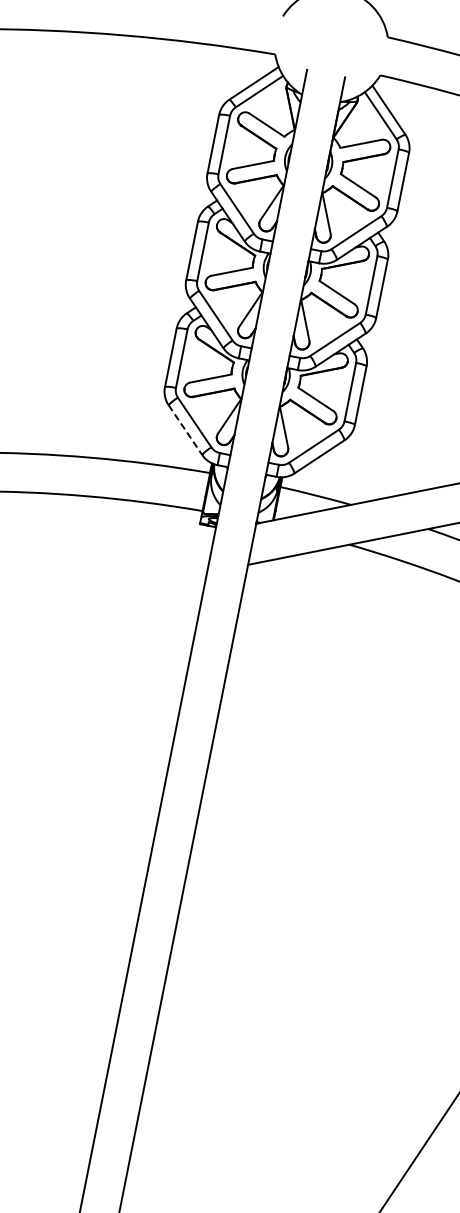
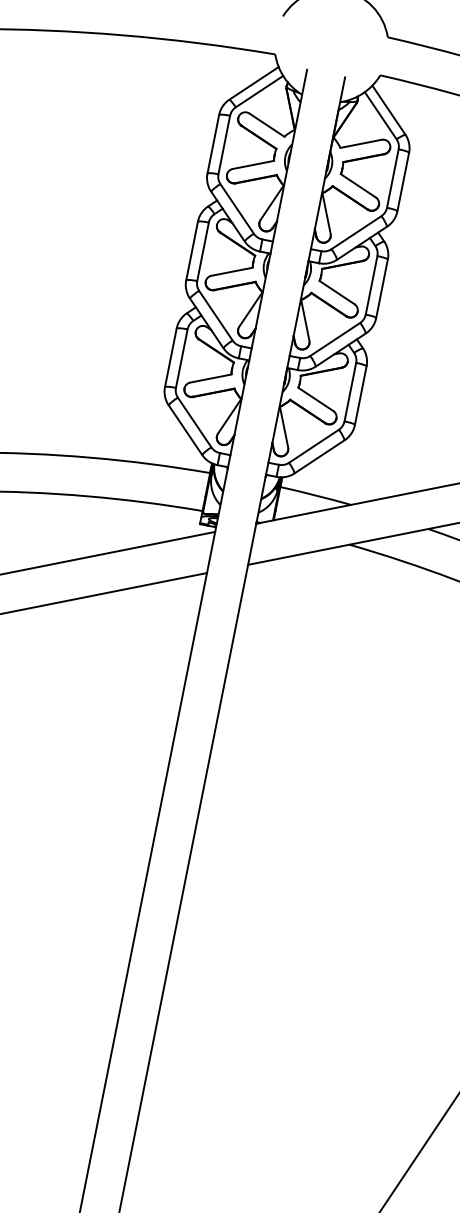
line: dashed -> solid (185, 430)
line: none -> present (108, 552)
line: none -> present (104, 593)
